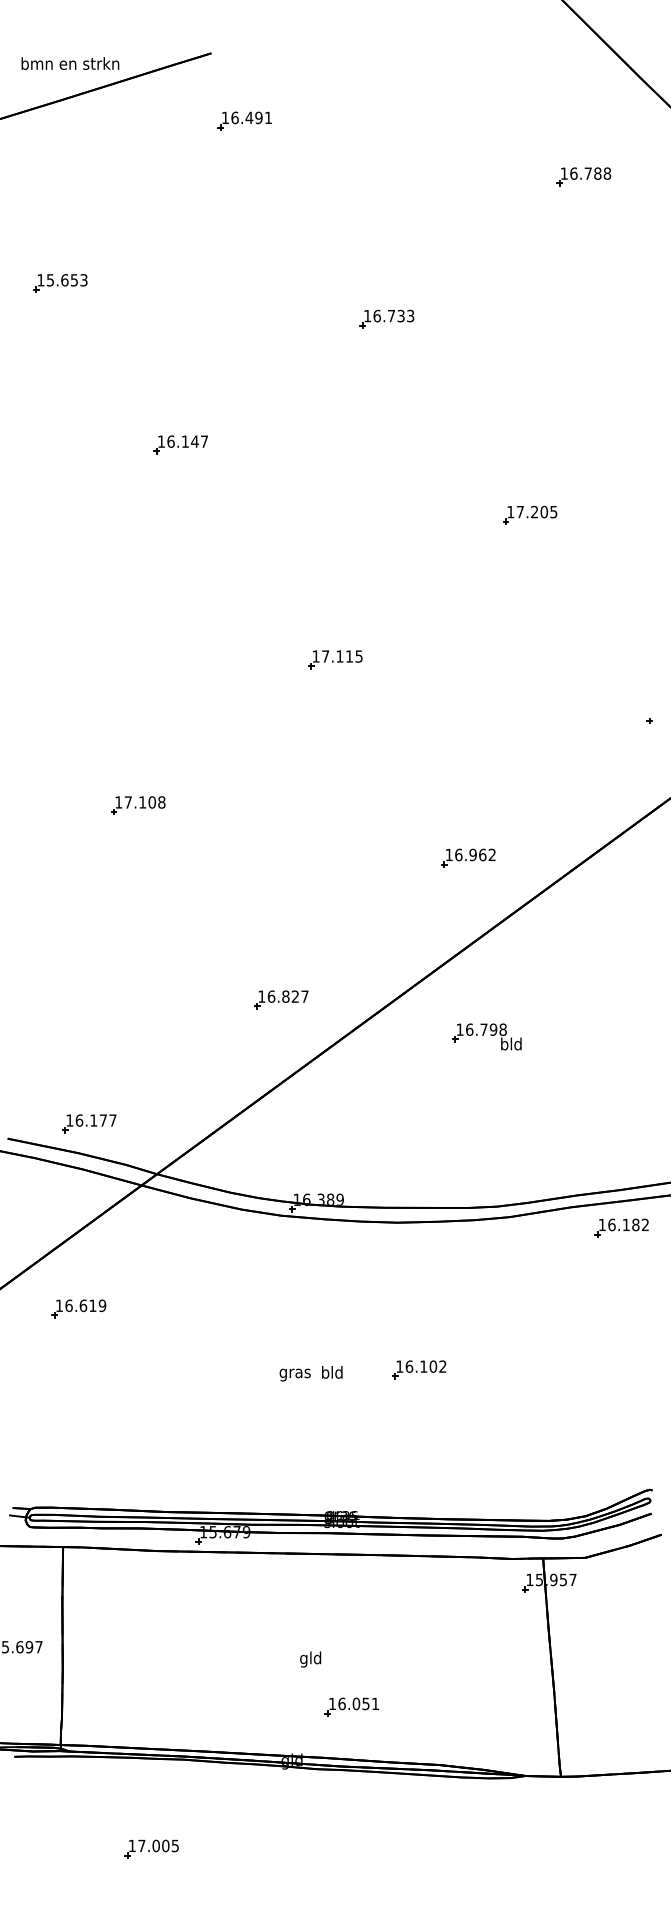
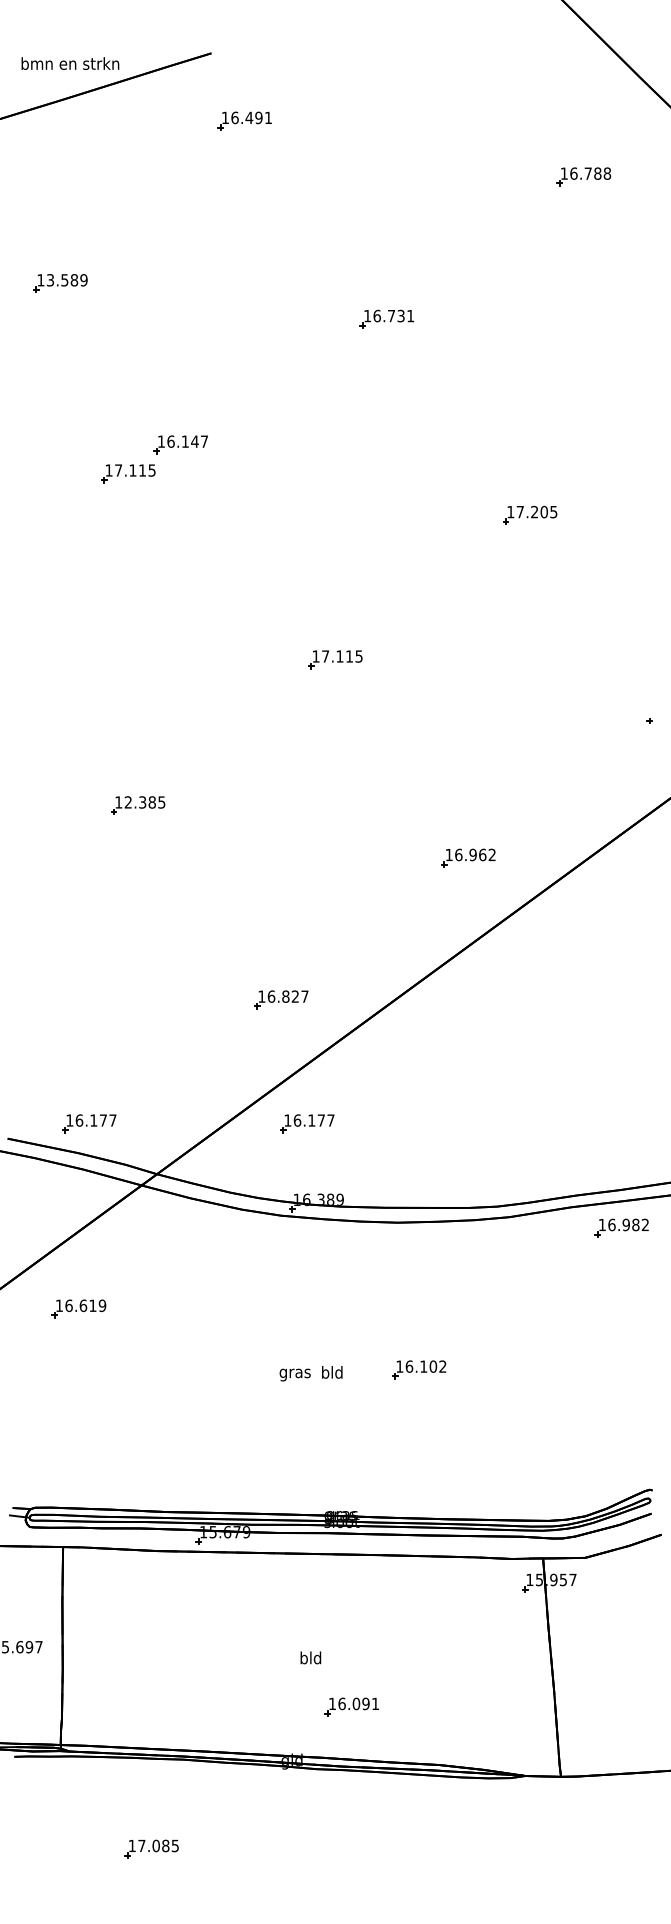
text: 15.653 -> 13.589 (67, 280)
text: 16.733 -> 16.731 (410, 315)
part: none -> present (128, 473)
text: 17.108 -> 12.385 (144, 802)
part: present -> none (486, 1036)
part: none -> present (307, 1123)
text: 16.182 -> 16.982 (625, 1224)
text: gld -> bld (303, 1659)
text: 16.051 -> 16.091 (365, 1703)
text: 17.005 -> 17.085 (165, 1845)
